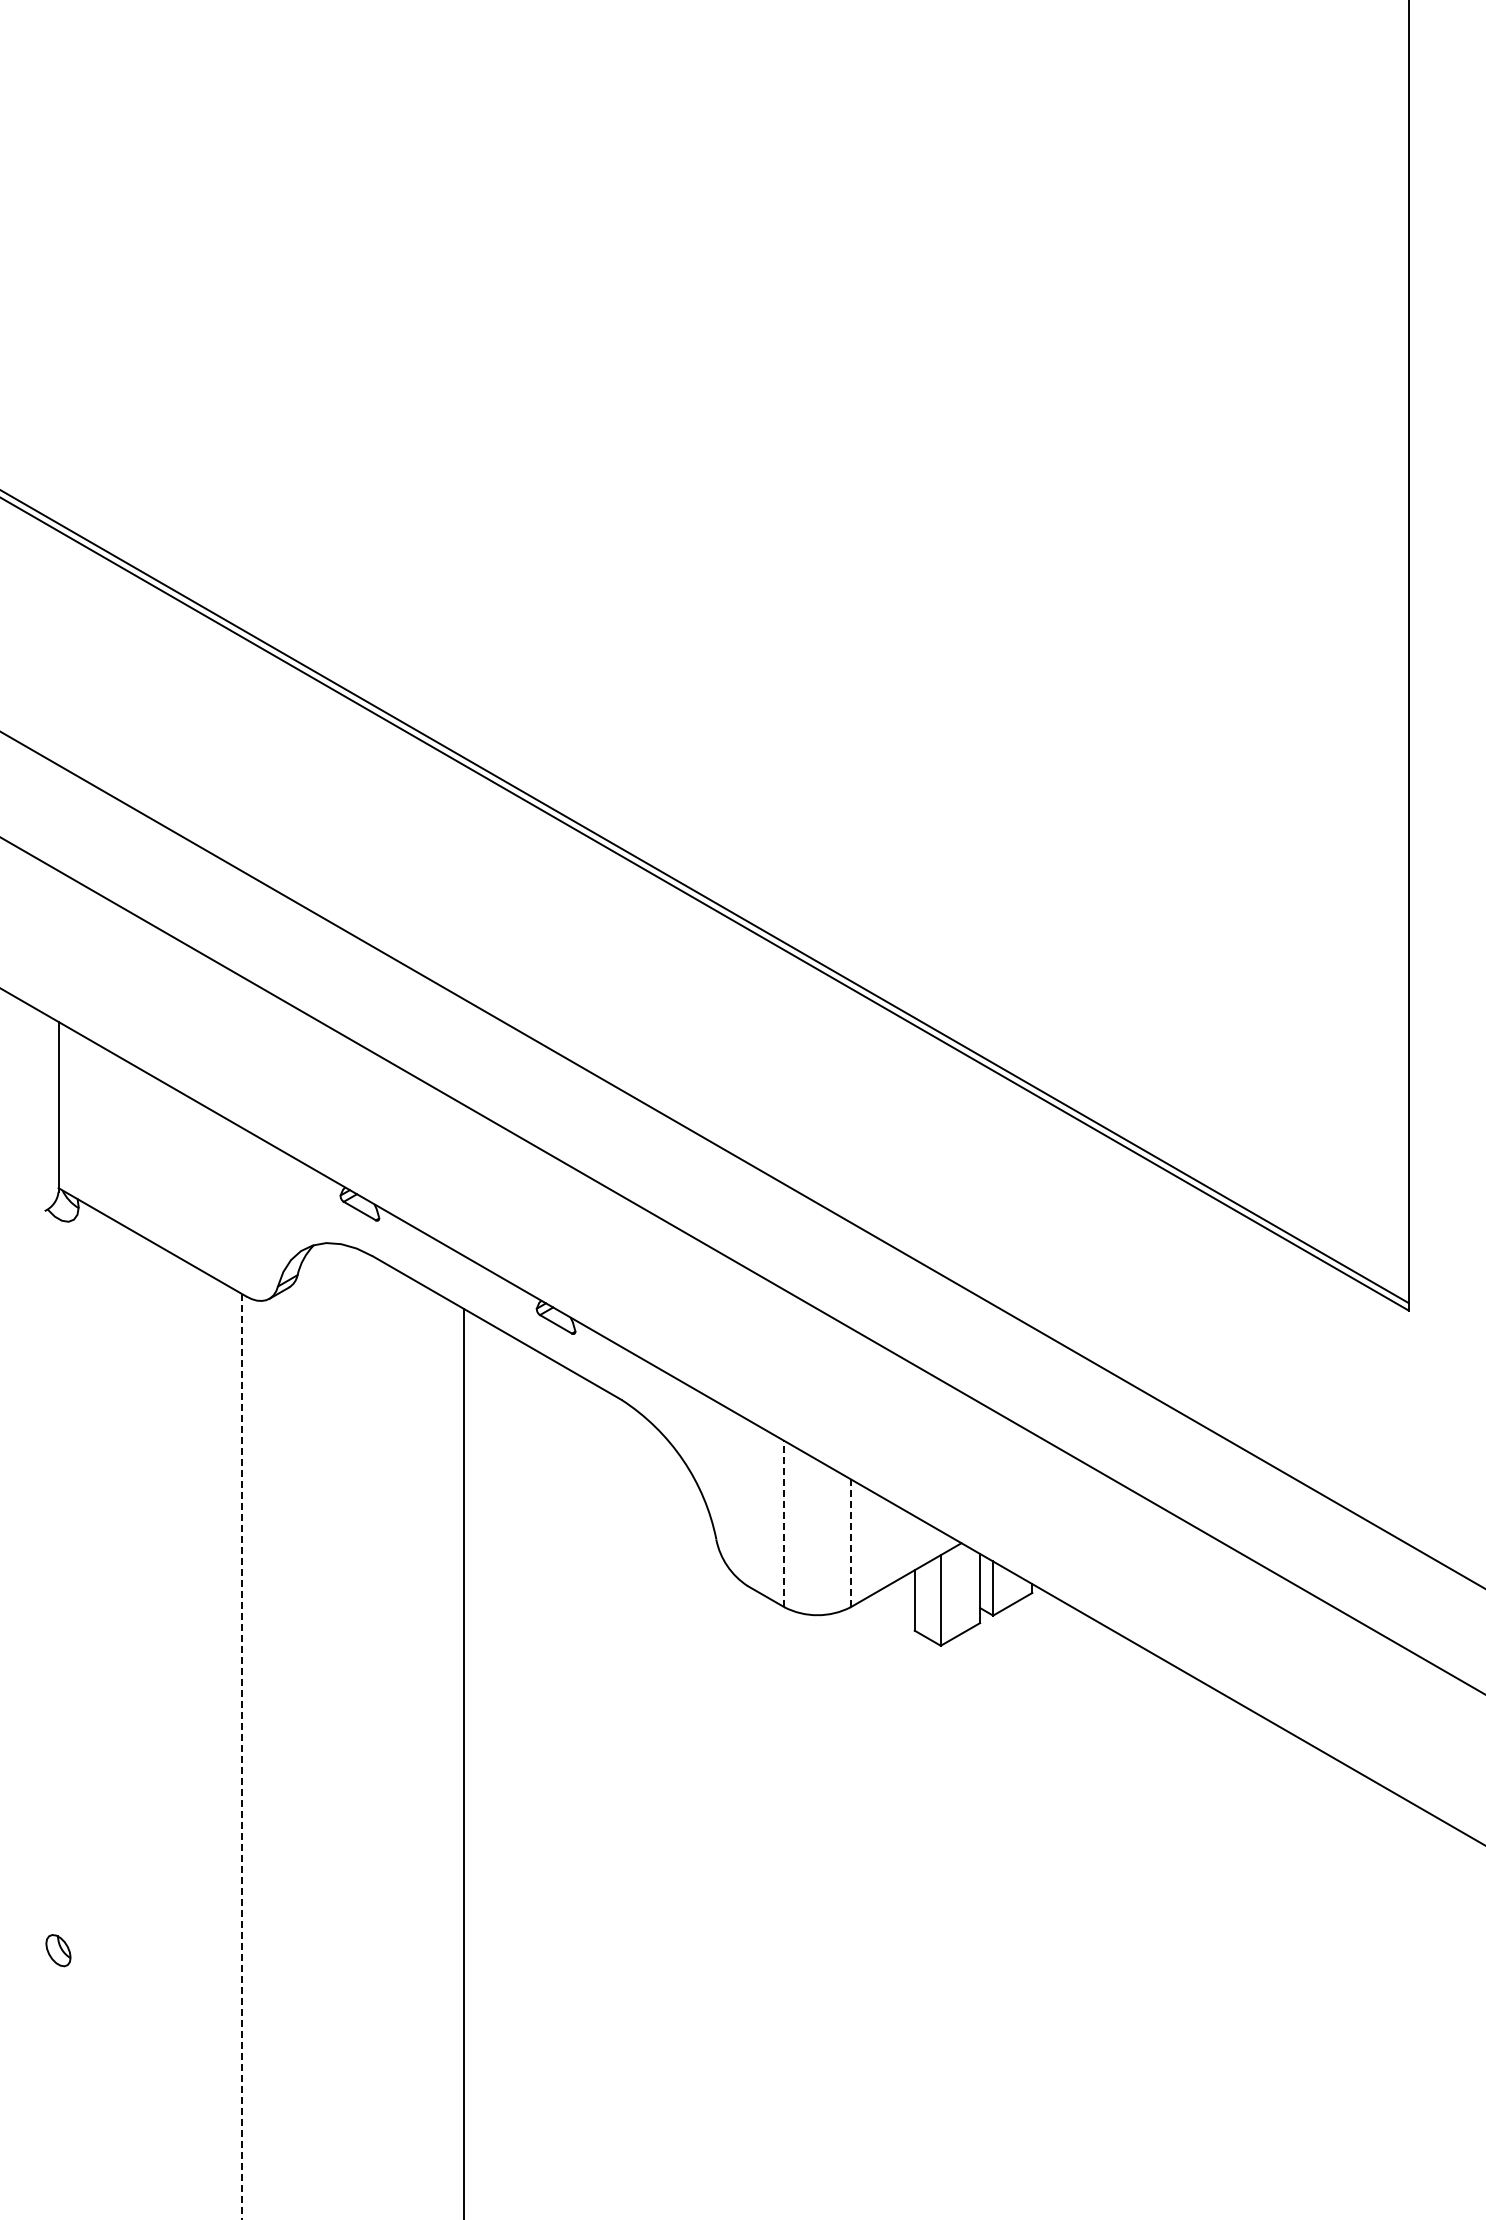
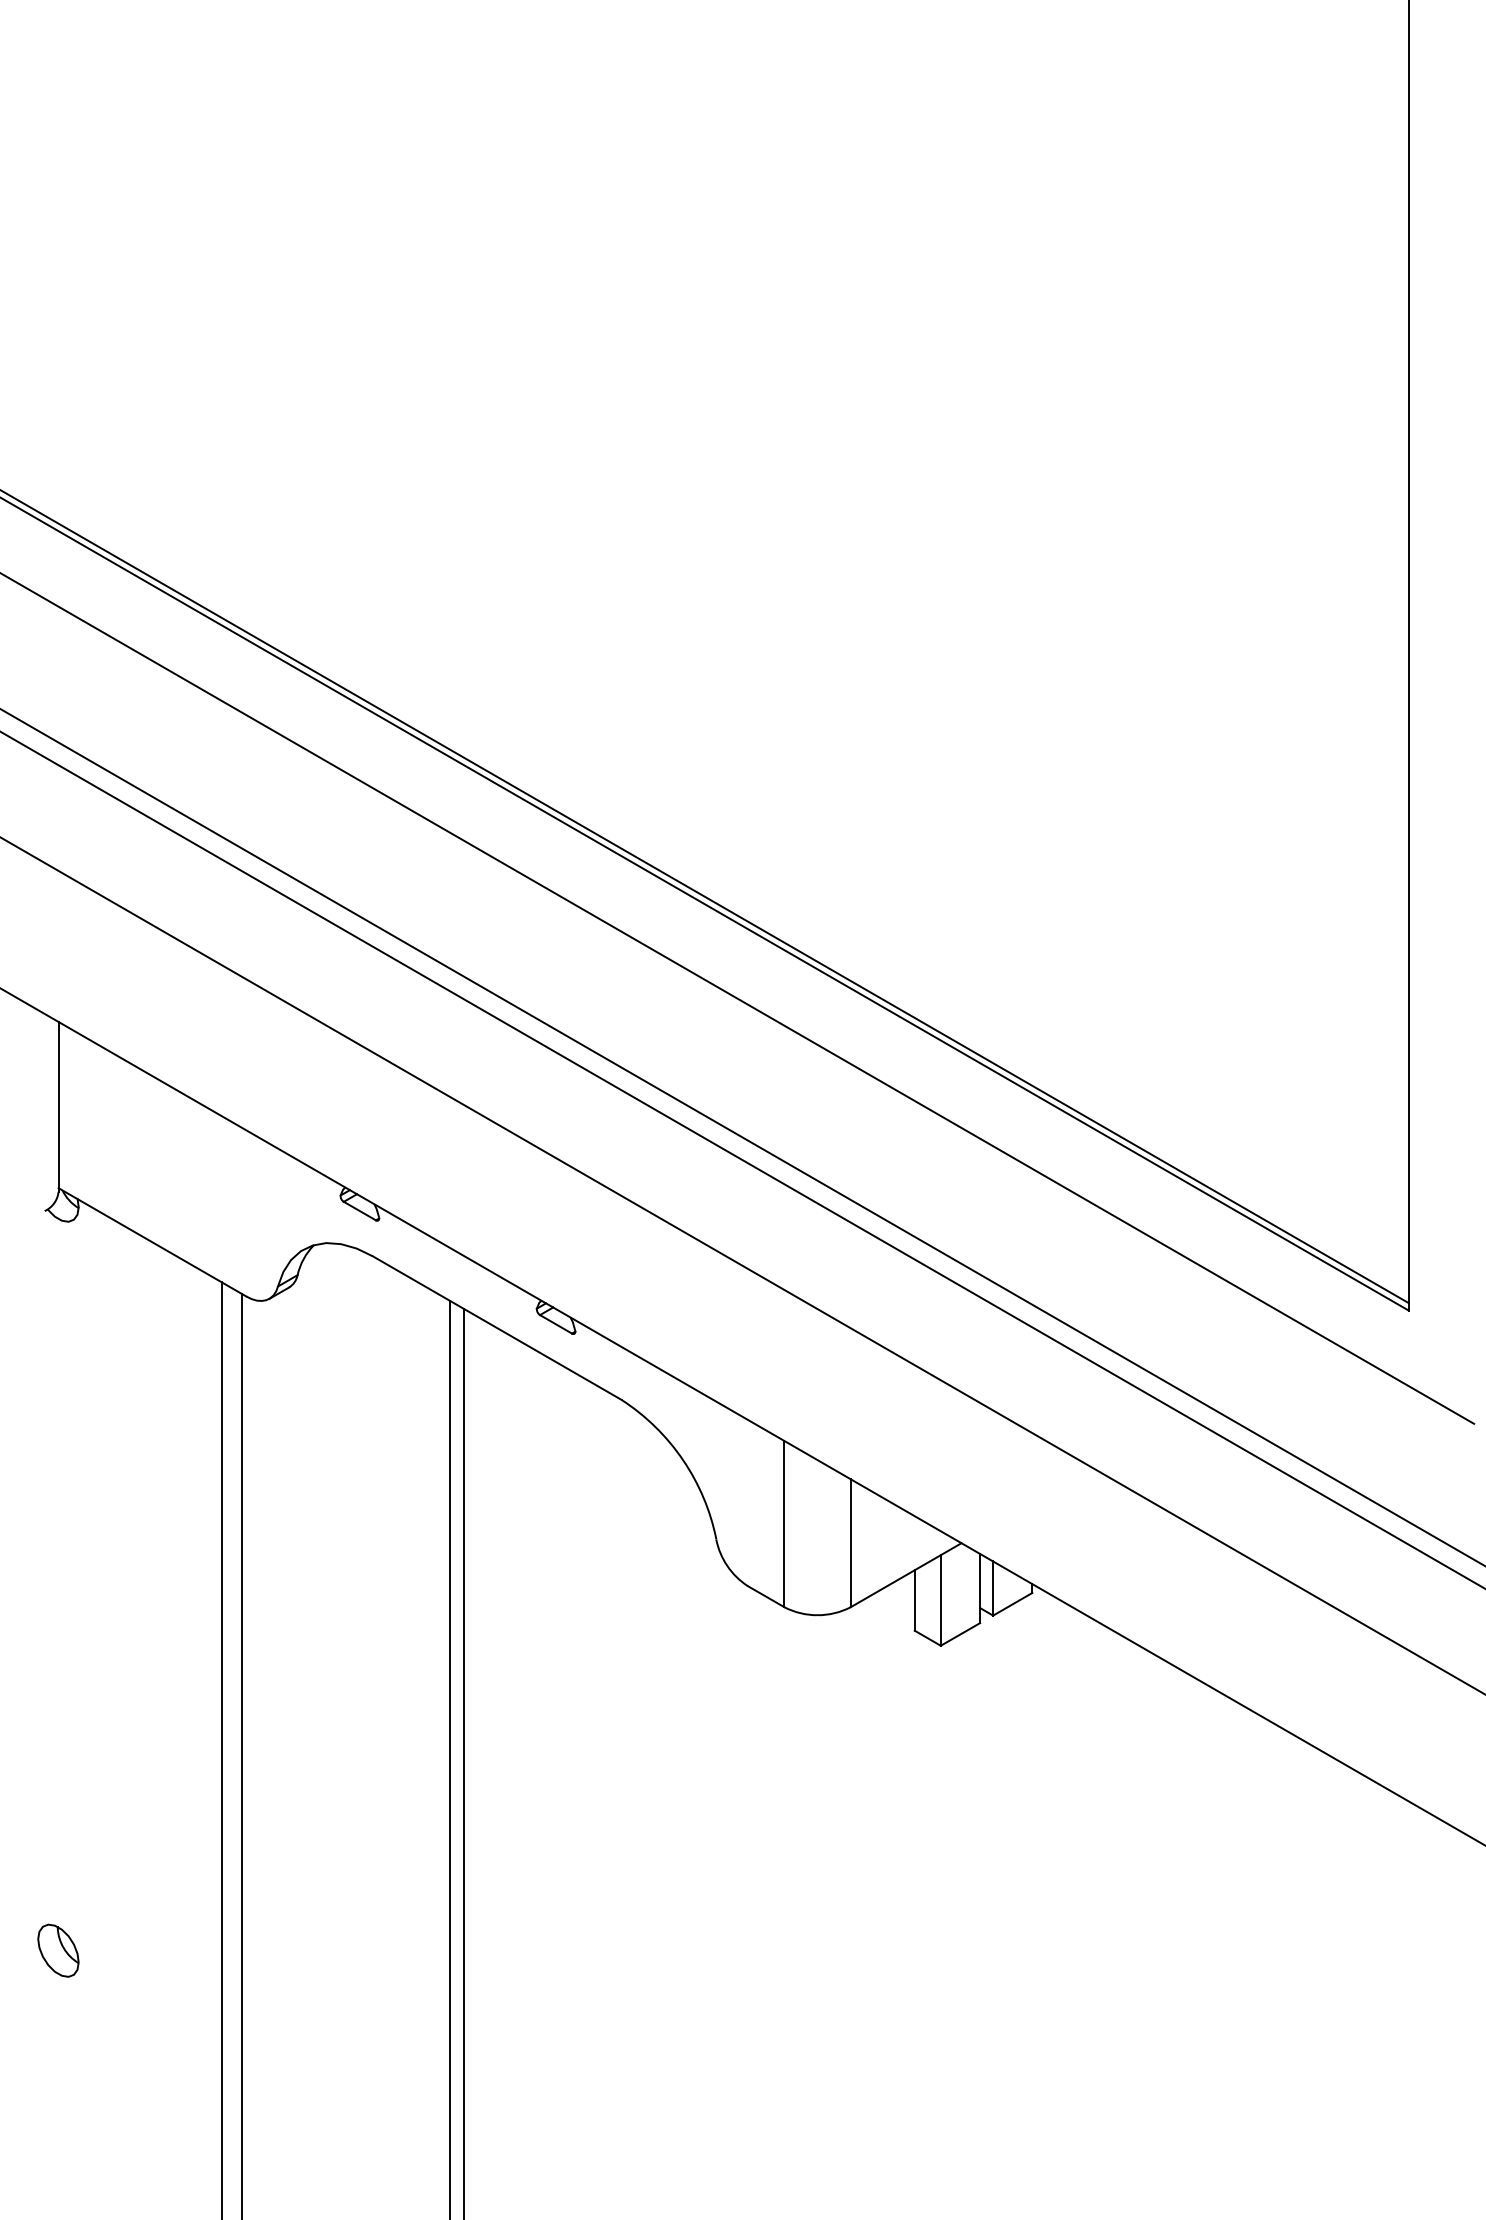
line: none -> present (738, 998)
line: none -> present (742, 1137)
line: dashed -> solid (784, 1523)
line: dashed -> solid (850, 1543)
line: none -> present (221, 1749)
line: dashed -> solid (241, 1756)
line: none -> present (450, 1758)
part size: 27x34 px -> 43x55 px (58, 1950)
